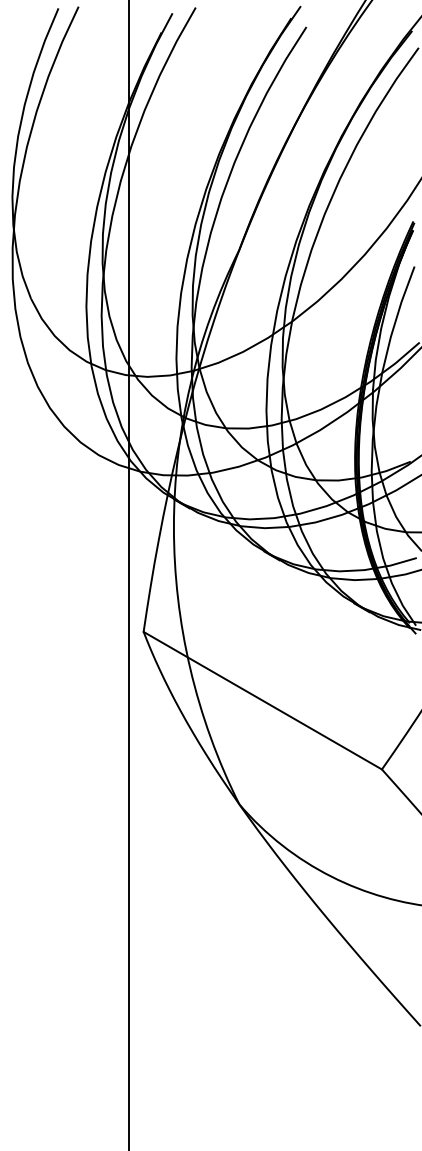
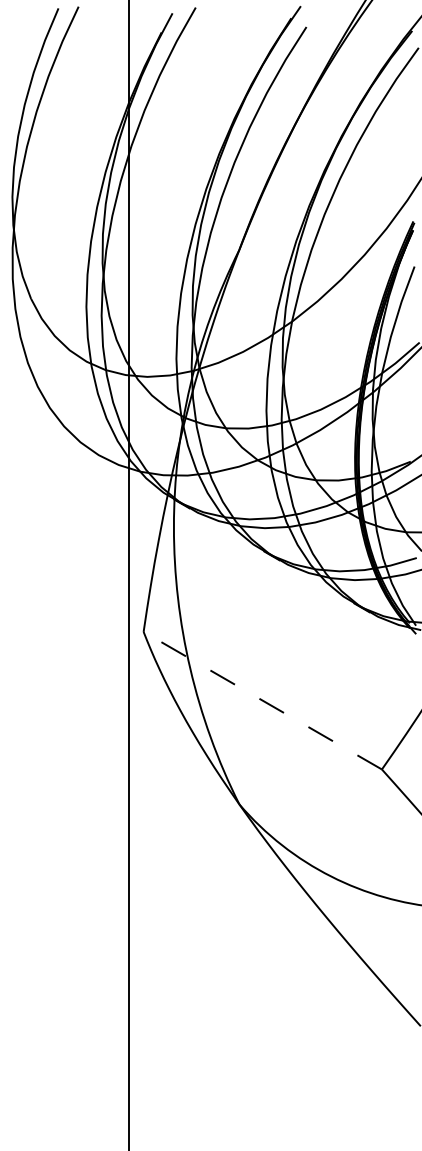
line: solid -> dashed (262, 700)
